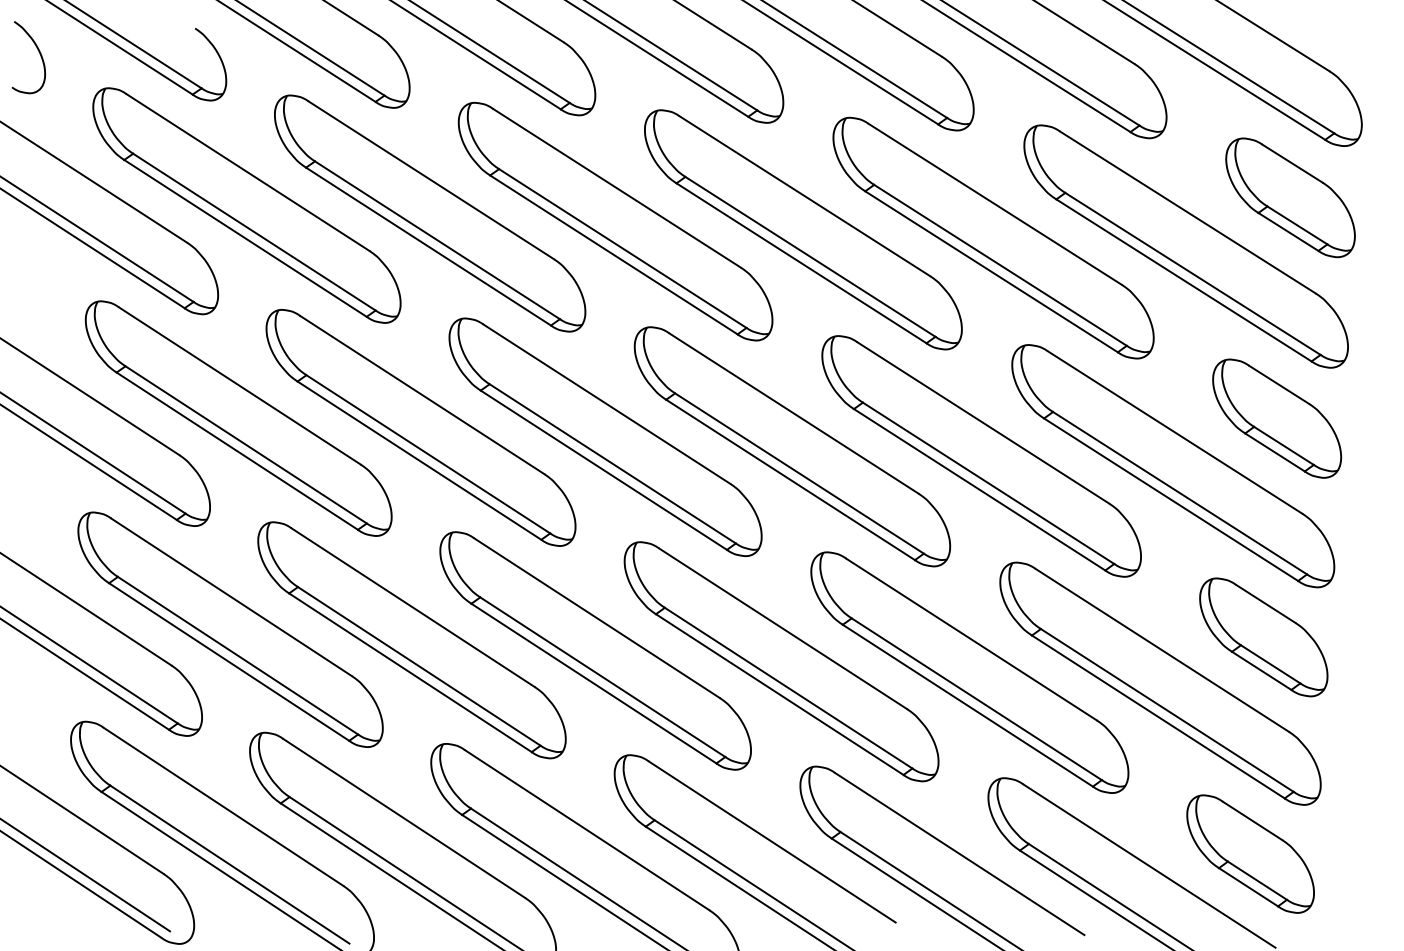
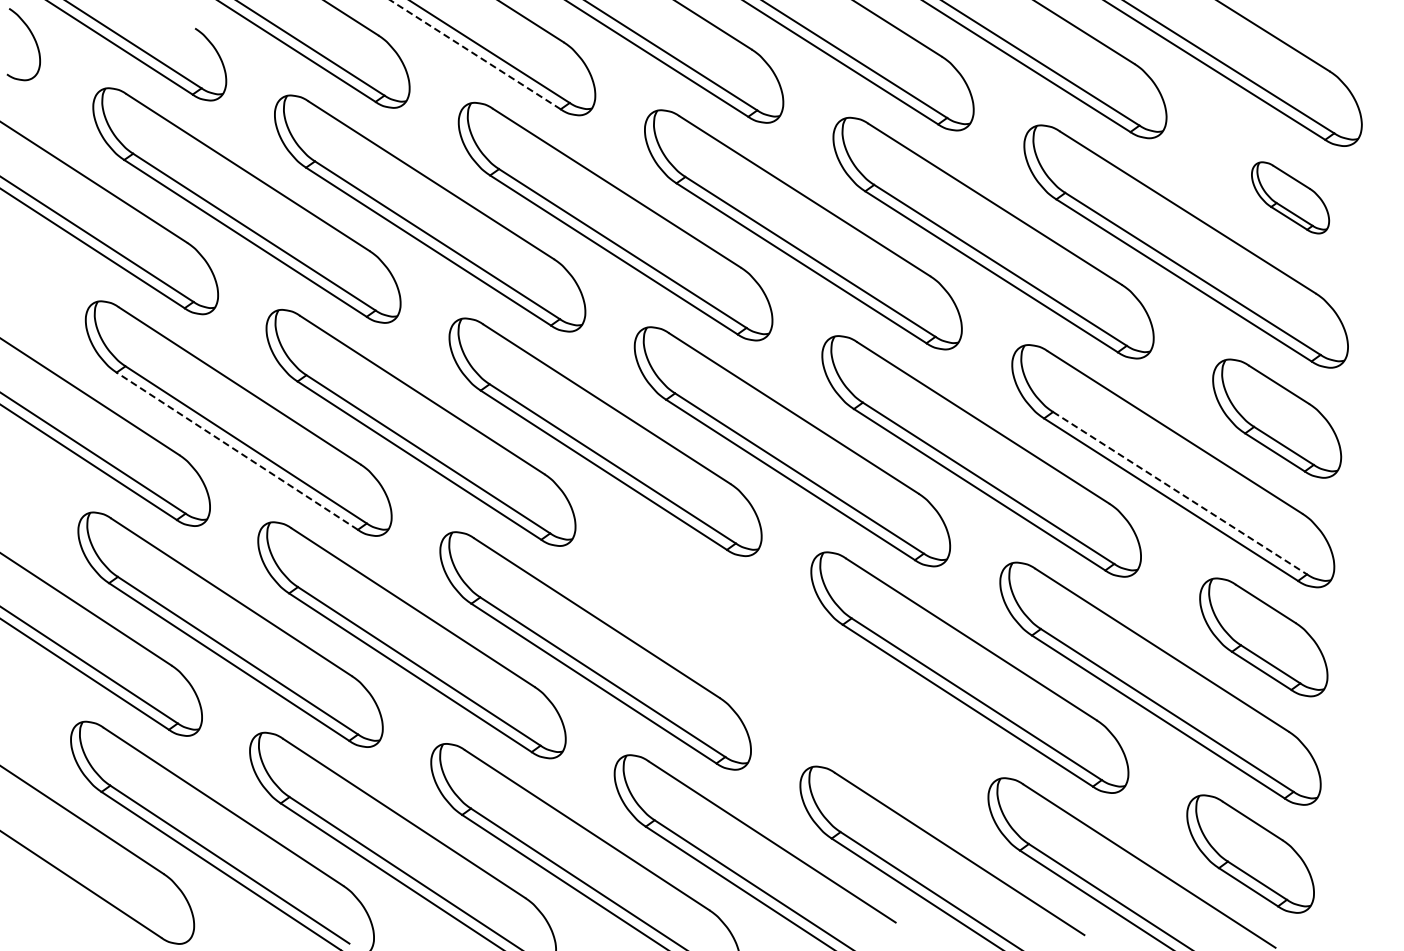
curve position: (38, 52) -> (33, 39) (33, 39)
line: solid -> dashed (475, 54)
part size: 131x122 px -> 80x74 px (1290, 197)
line: solid -> dashed (236, 450)
line: solid -> dashed (1180, 493)
part: present -> none (781, 661)
line: present -> none (86, 875)
